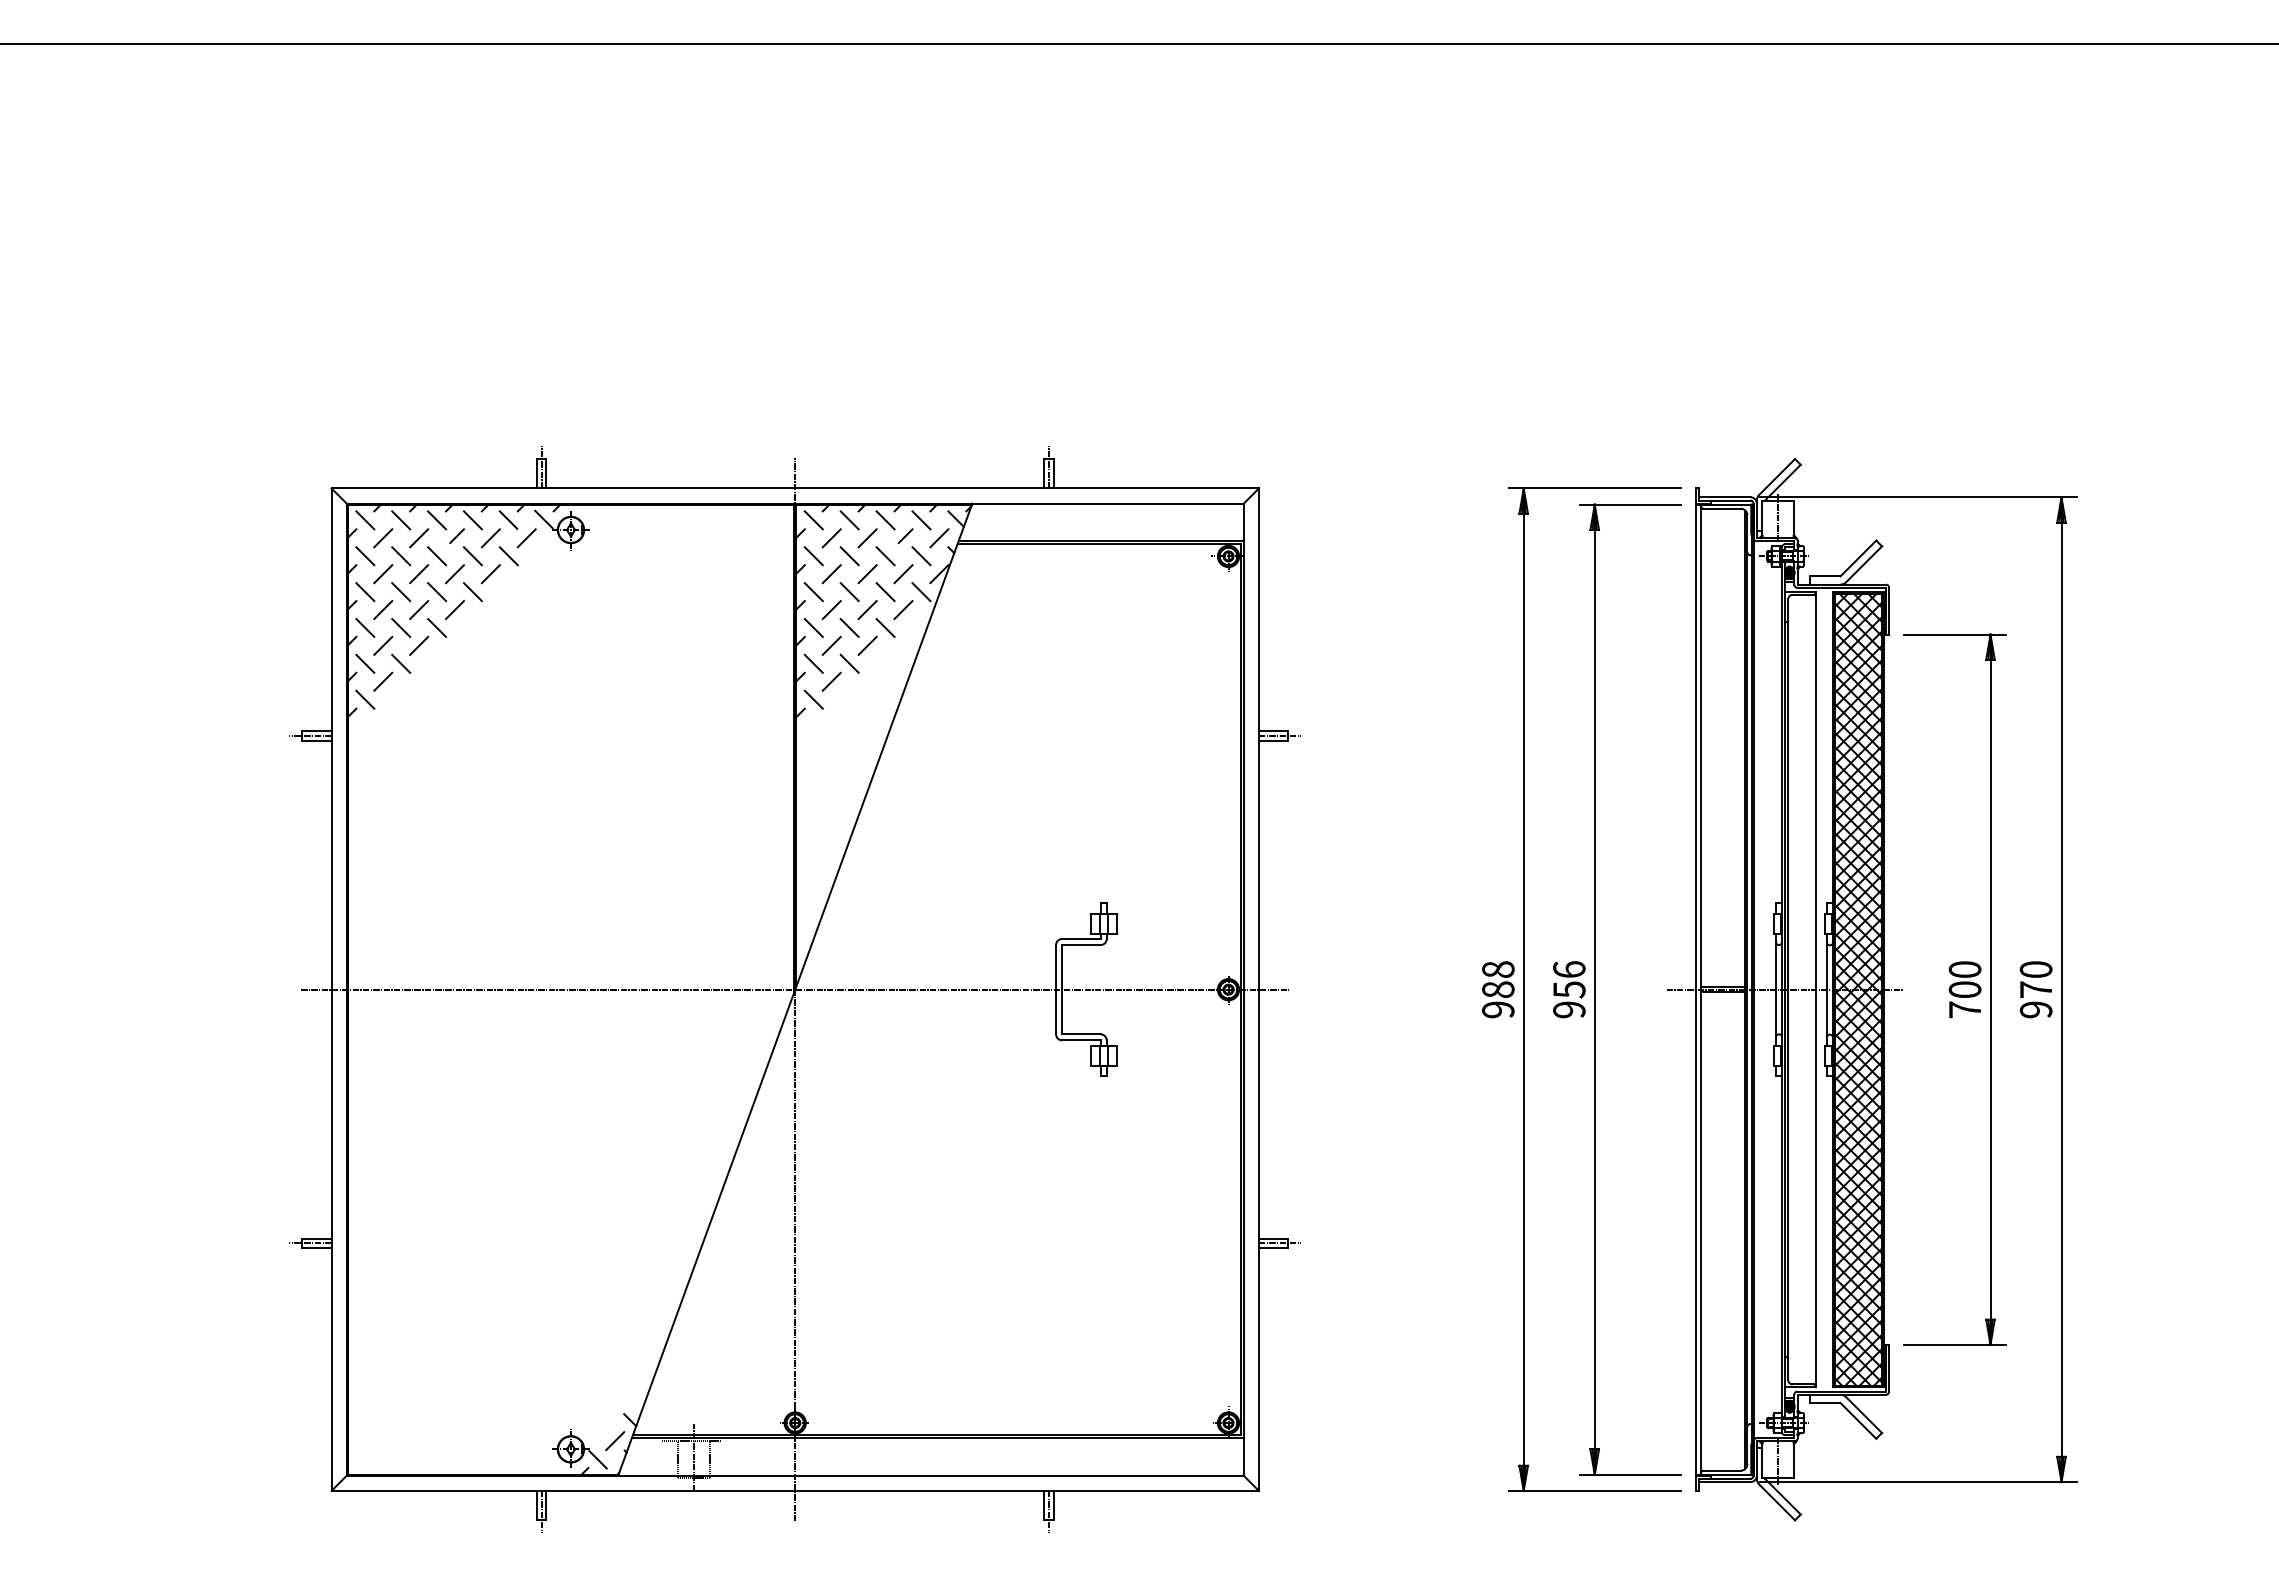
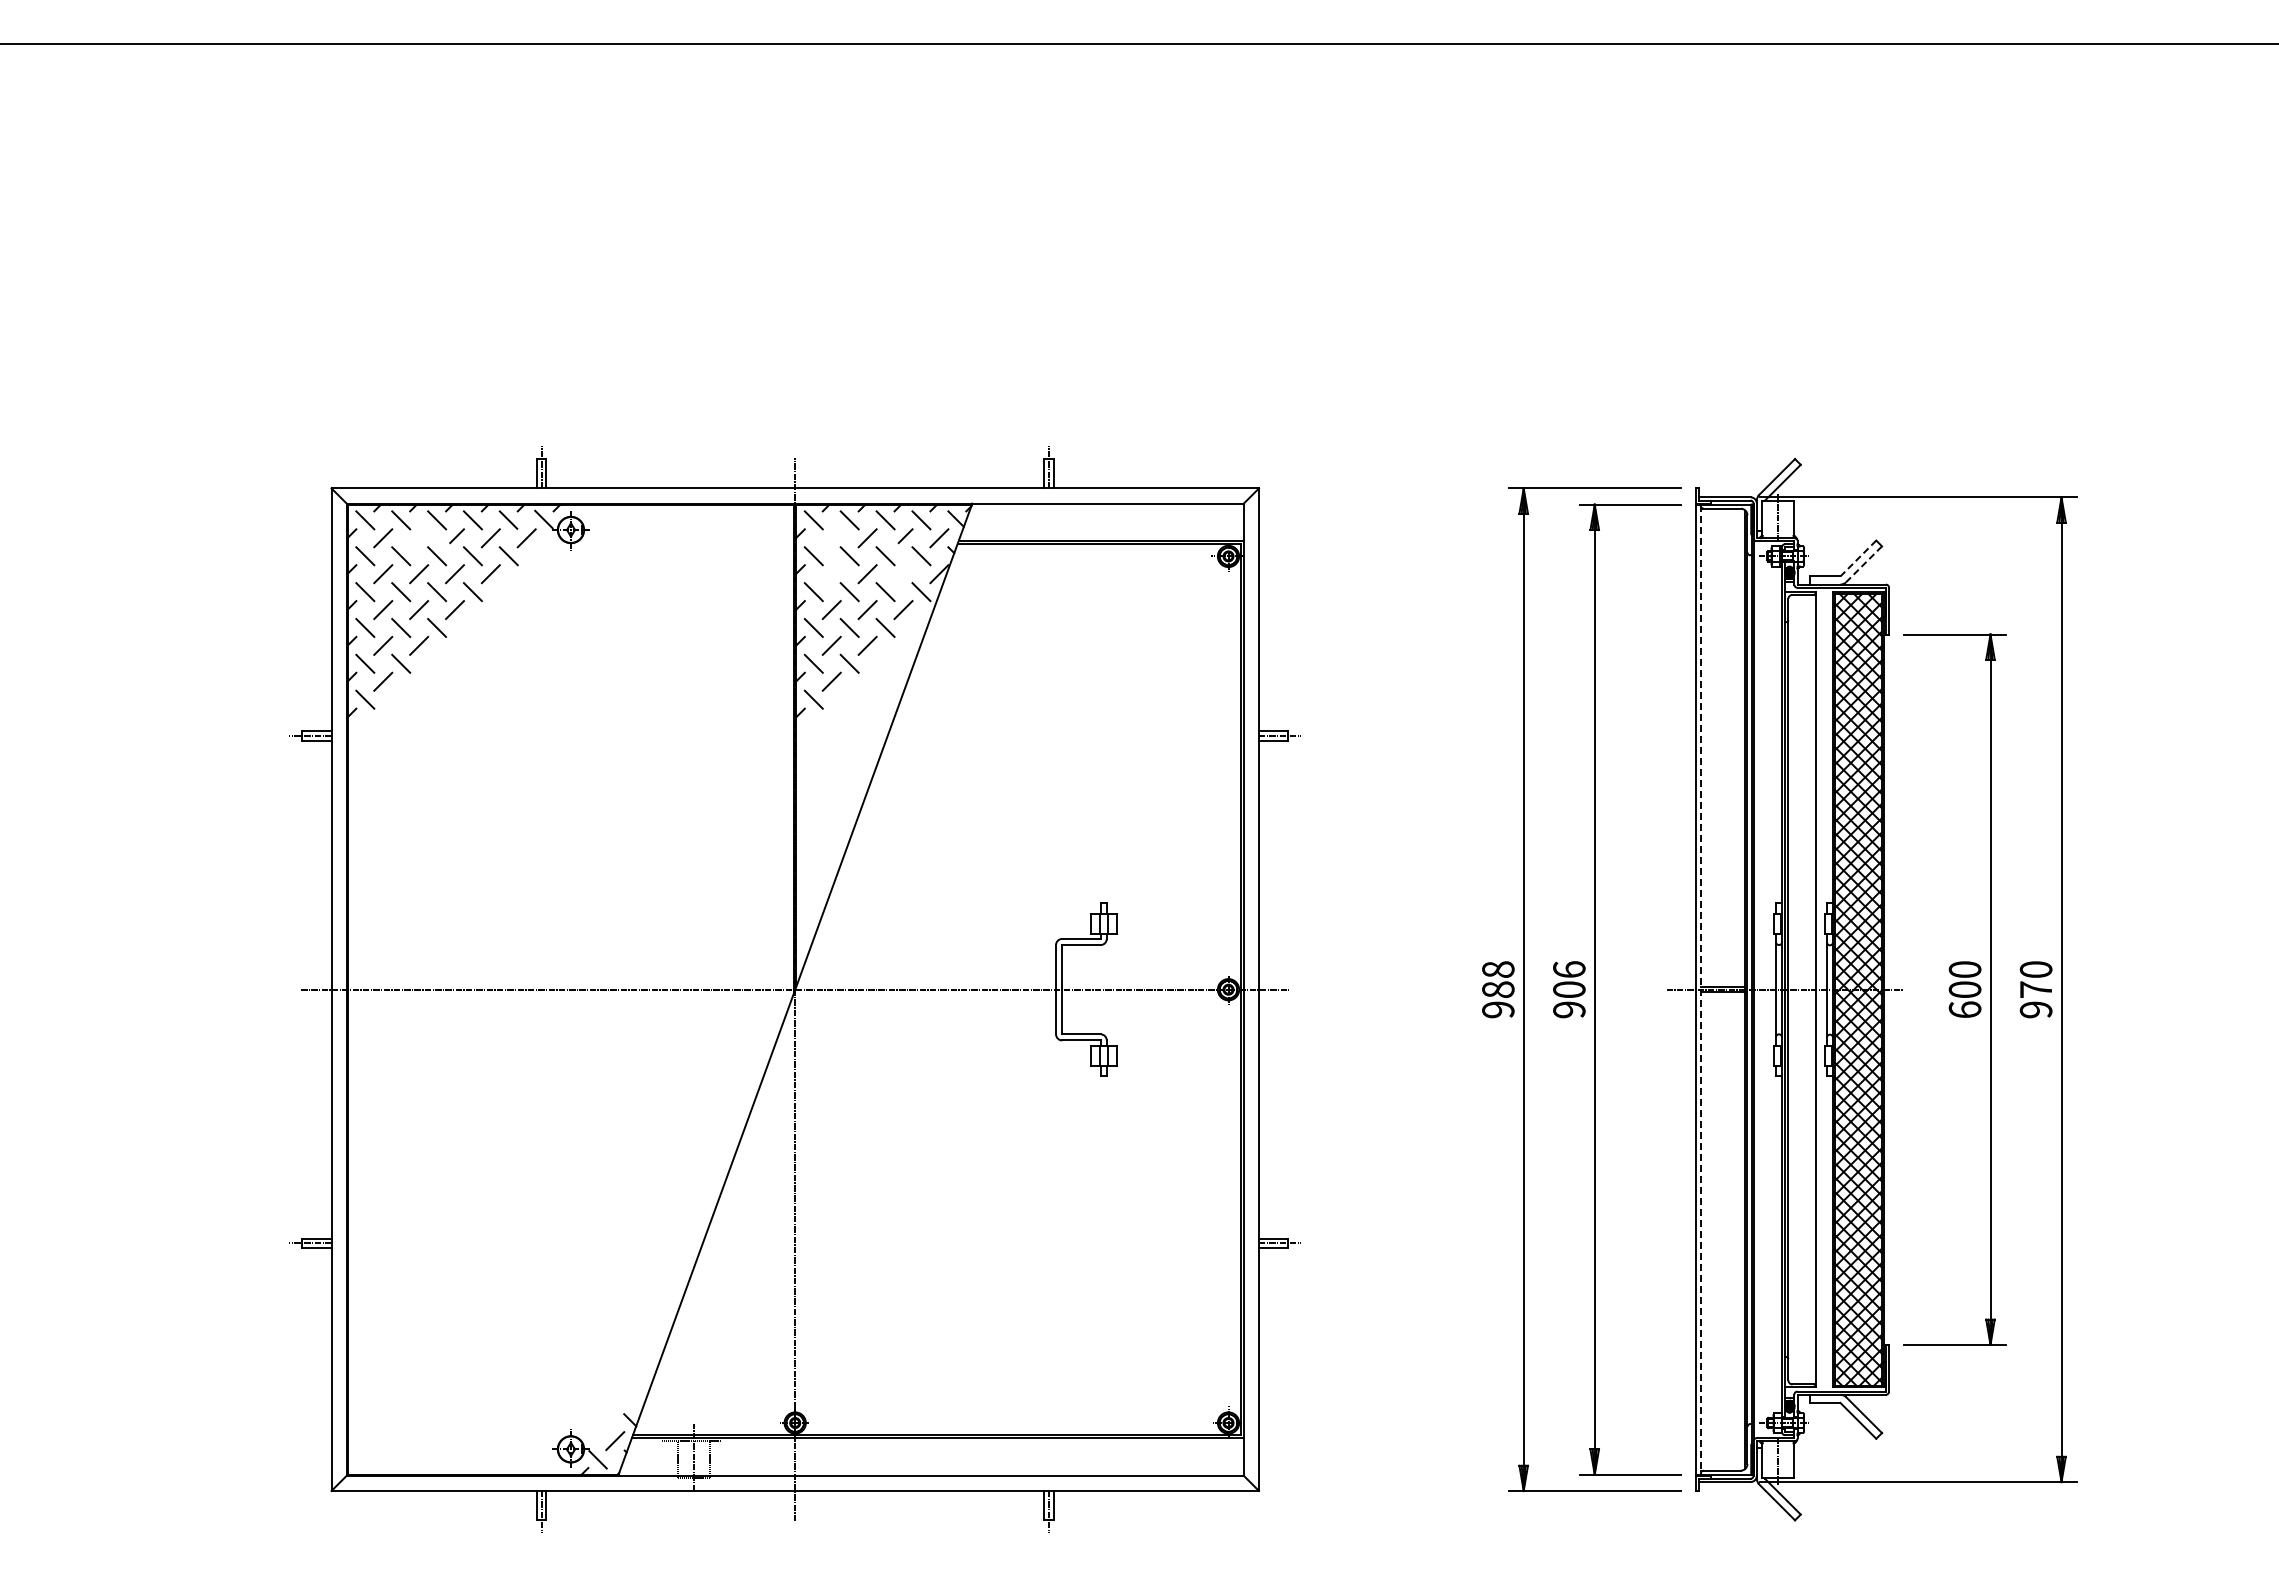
line: present -> none (419, 538)
line: present -> none (831, 538)
line: solid -> dashed (1858, 558)
line: solid -> dashed (1863, 564)
line: present -> none (831, 574)
line: present -> none (903, 574)
text: 956 -> 906 (1569, 989)
line: solid -> dashed (1700, 990)
text: 700 -> 600 (1964, 1009)
